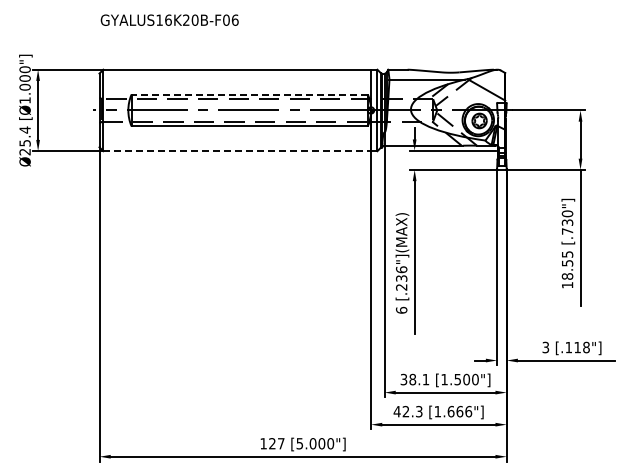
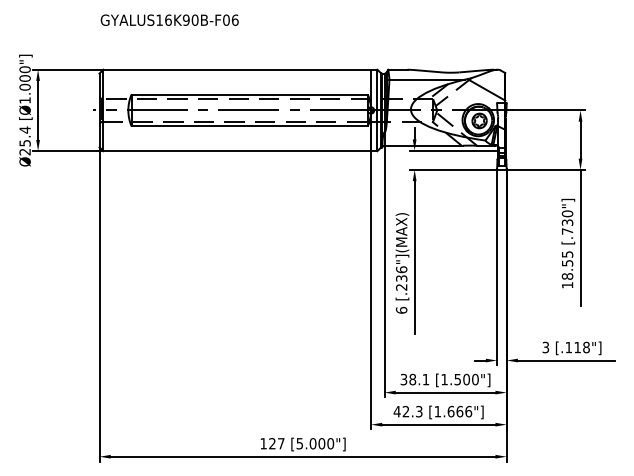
text: GYALUS16K20B-F06 -> GYALUS16K90B-F06 (185, 19)
line: dashed -> solid (249, 94)
line: dashed -> solid (237, 151)
